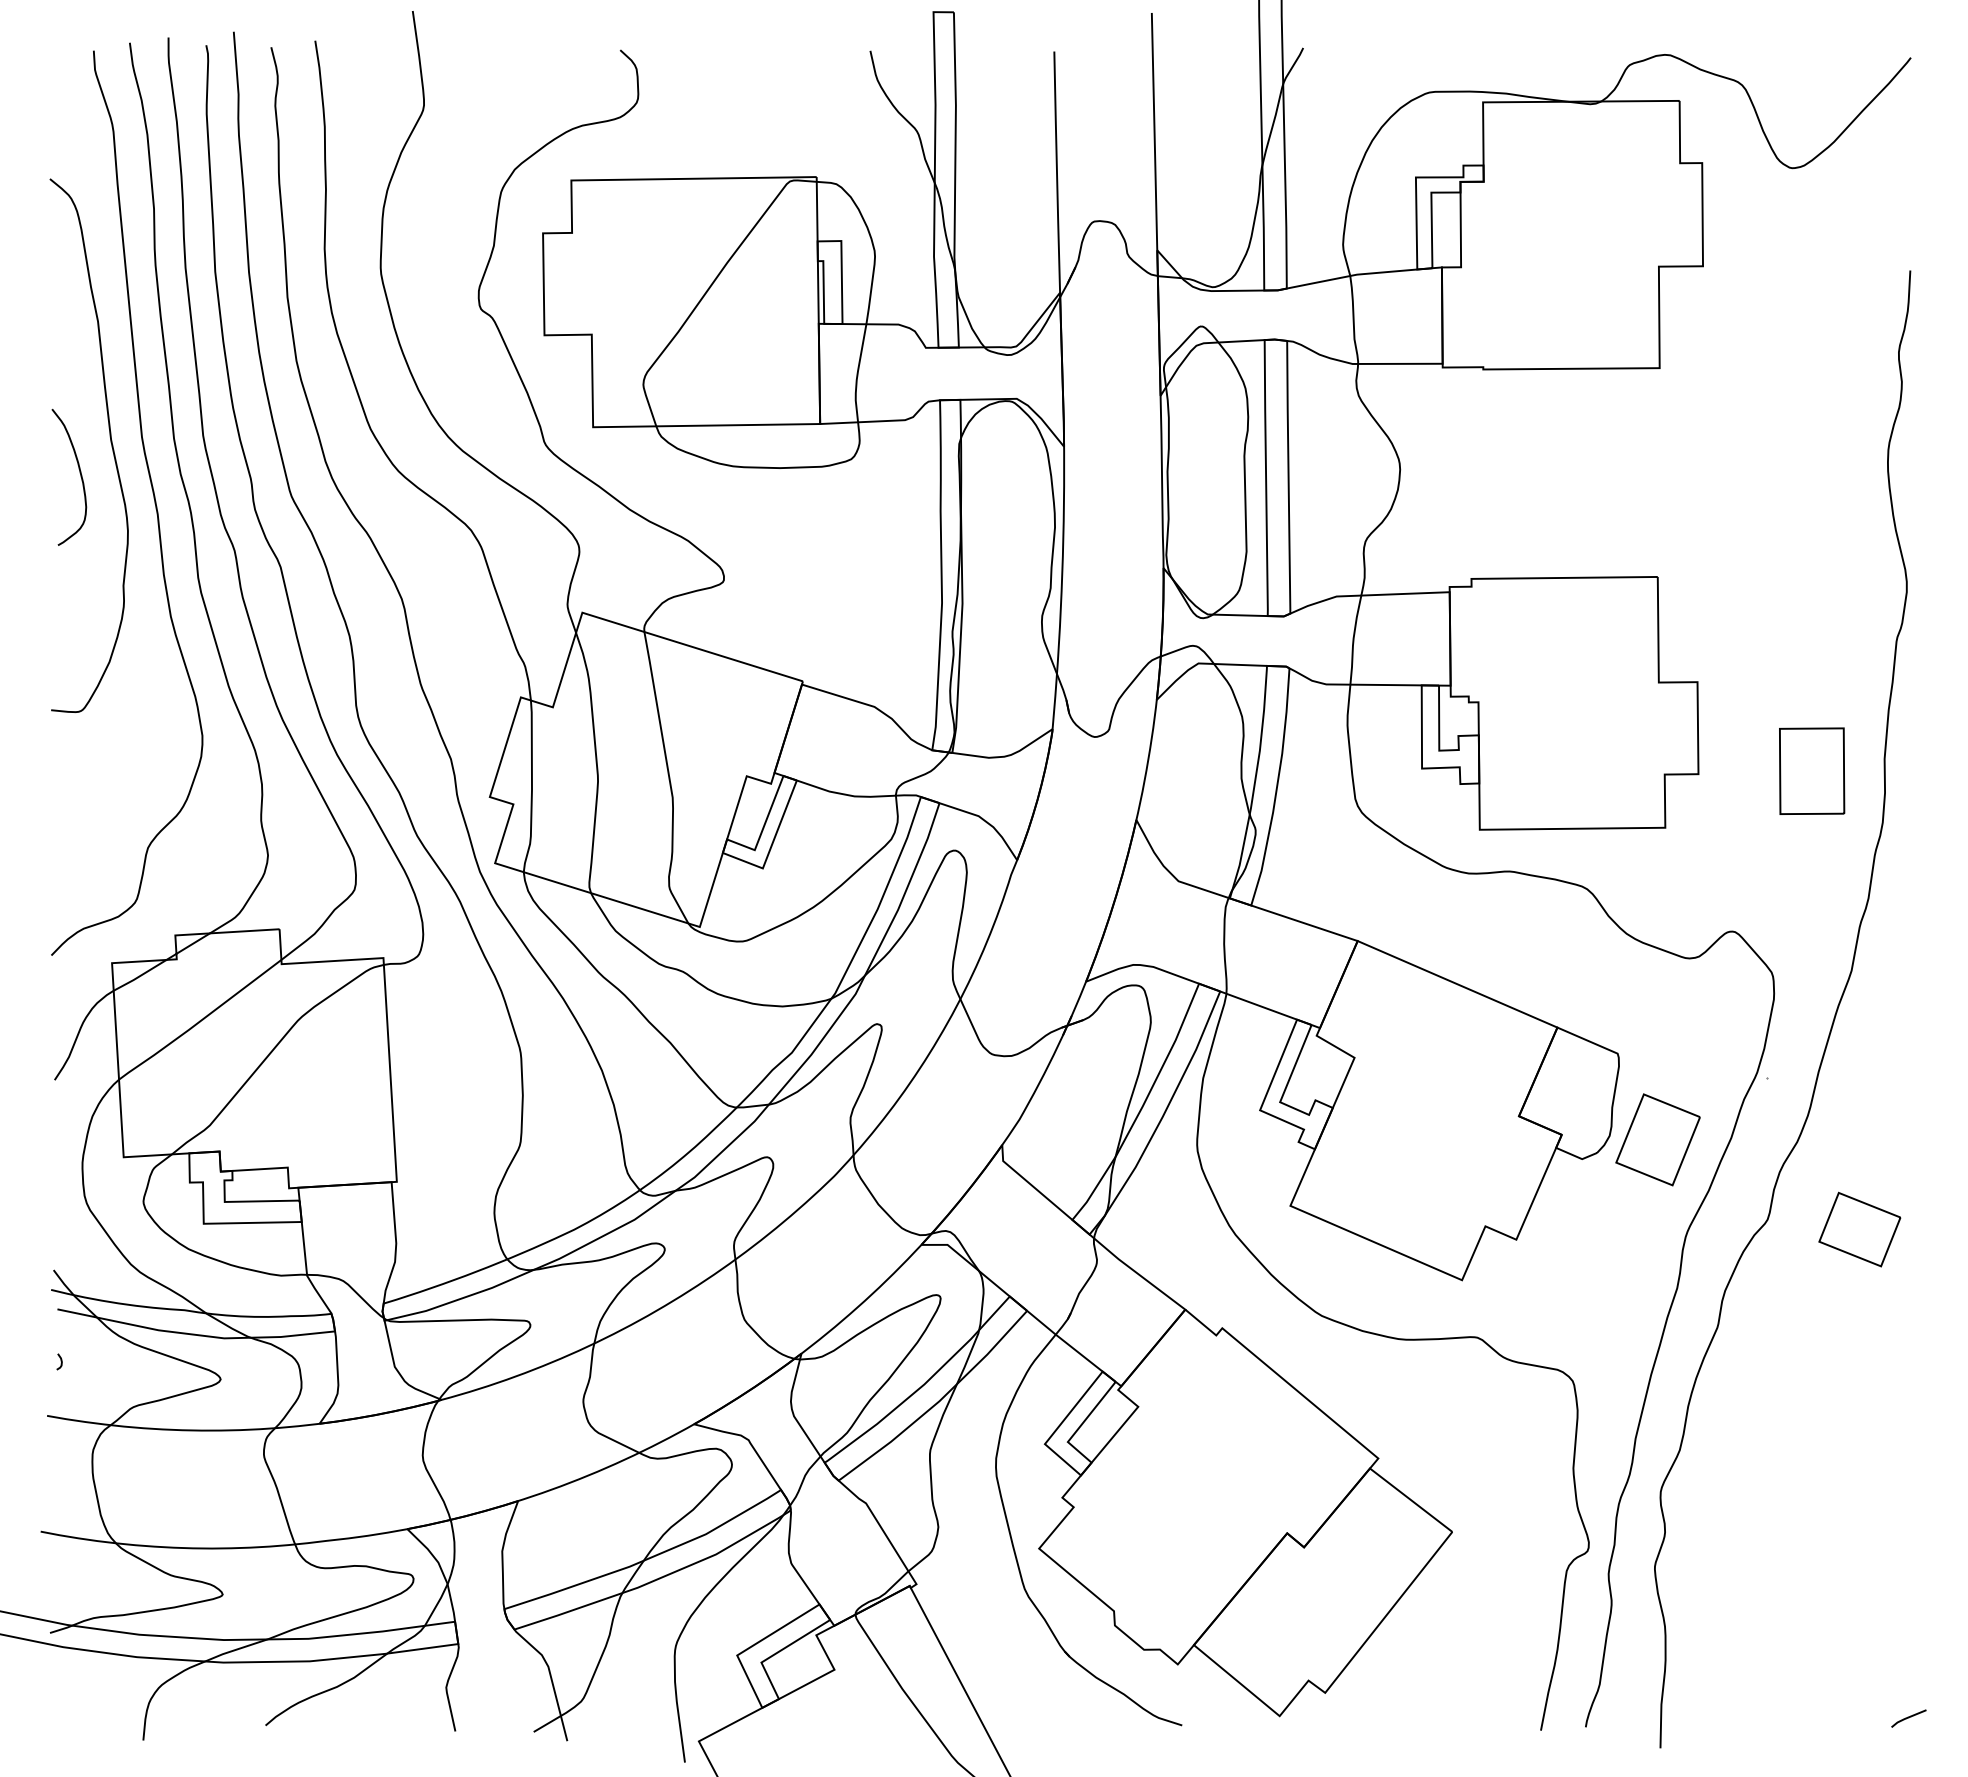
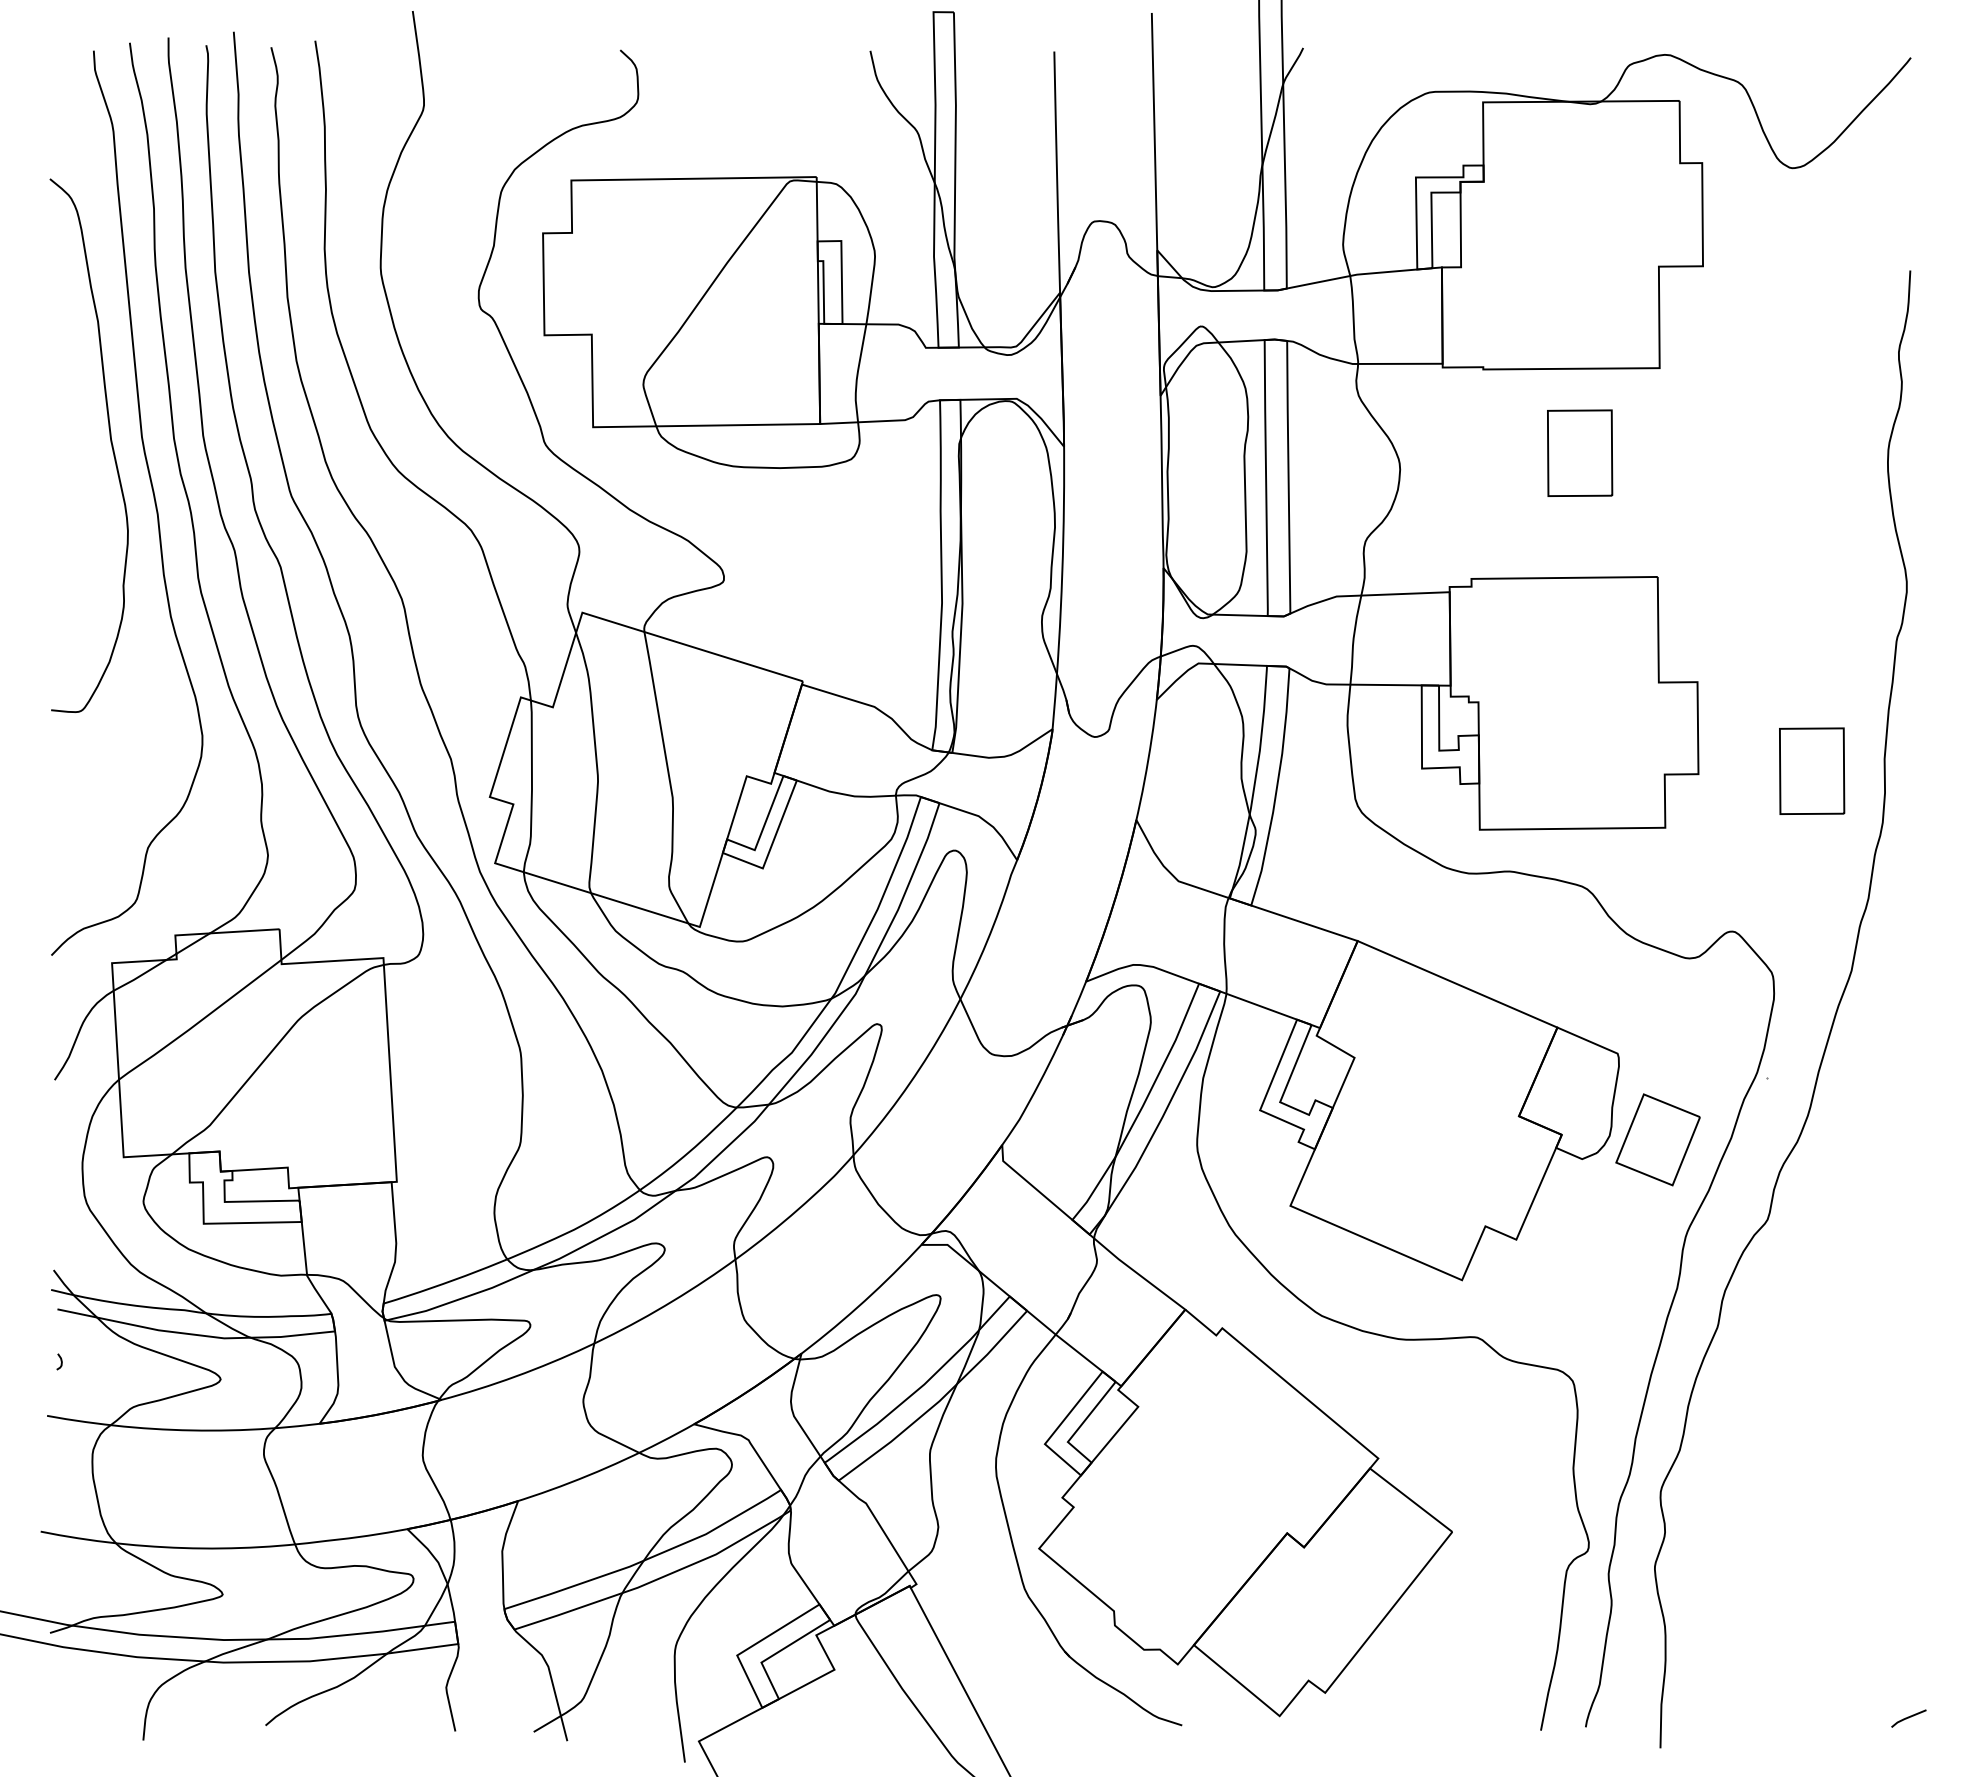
part: none -> present (1580, 452)
curve: present -> none (79, 473)
part: present -> none (1859, 1229)
